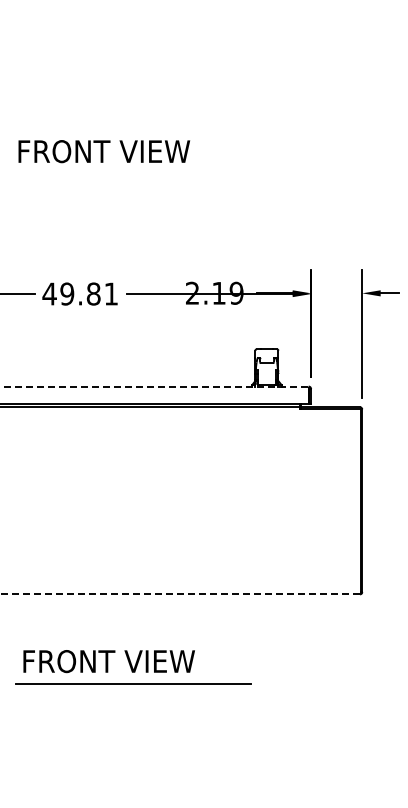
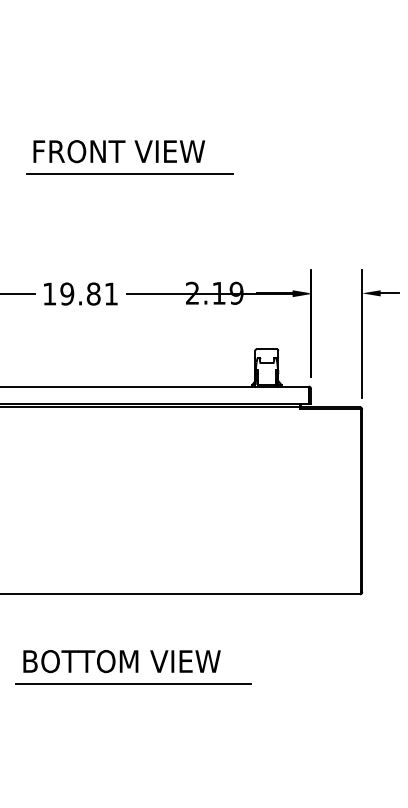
text position: (104, 151) -> (119, 151) (119, 151)
line: none -> present (129, 174)
text: 49.81 -> 19.81 (49, 293)
line: dashed -> solid (154, 386)
line: dashed -> solid (180, 594)
text: FRONT VIEW -> BOTTOM VIEW (123, 661)
